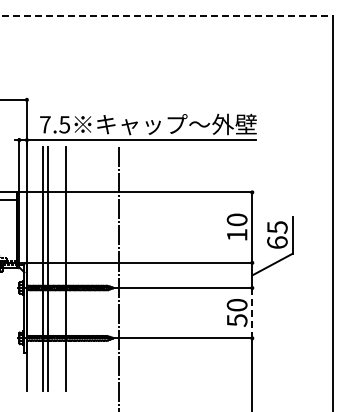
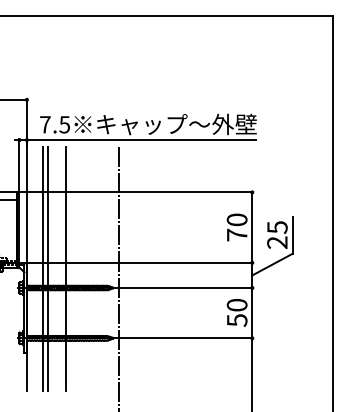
line: dashed -> solid (166, 16)
text: 10 -> 70 (237, 234)
text: 65 -> 25 (277, 242)
line: dashed -> solid (252, 313)
